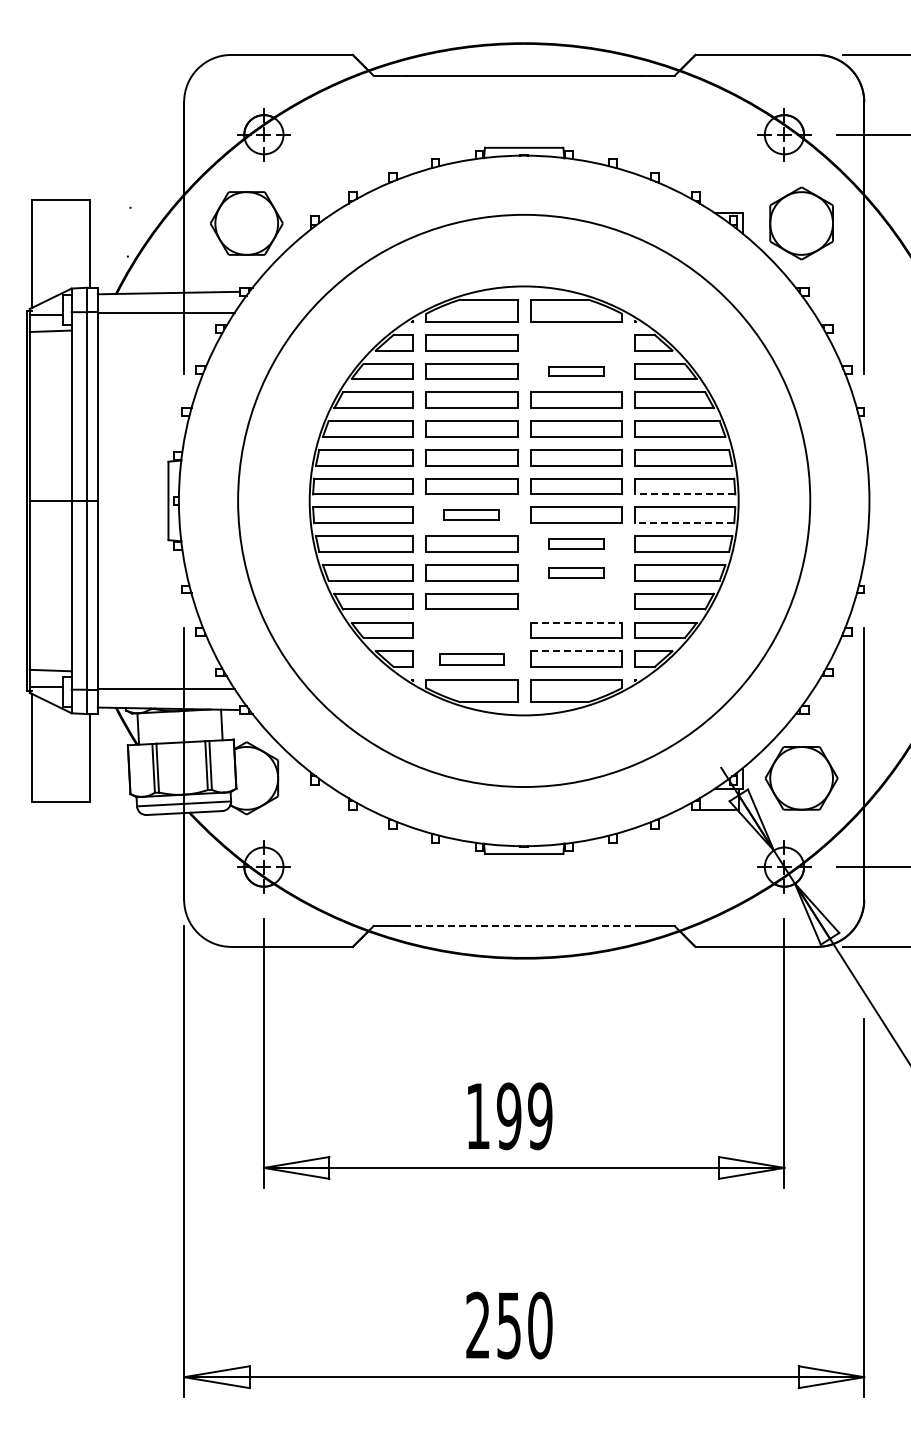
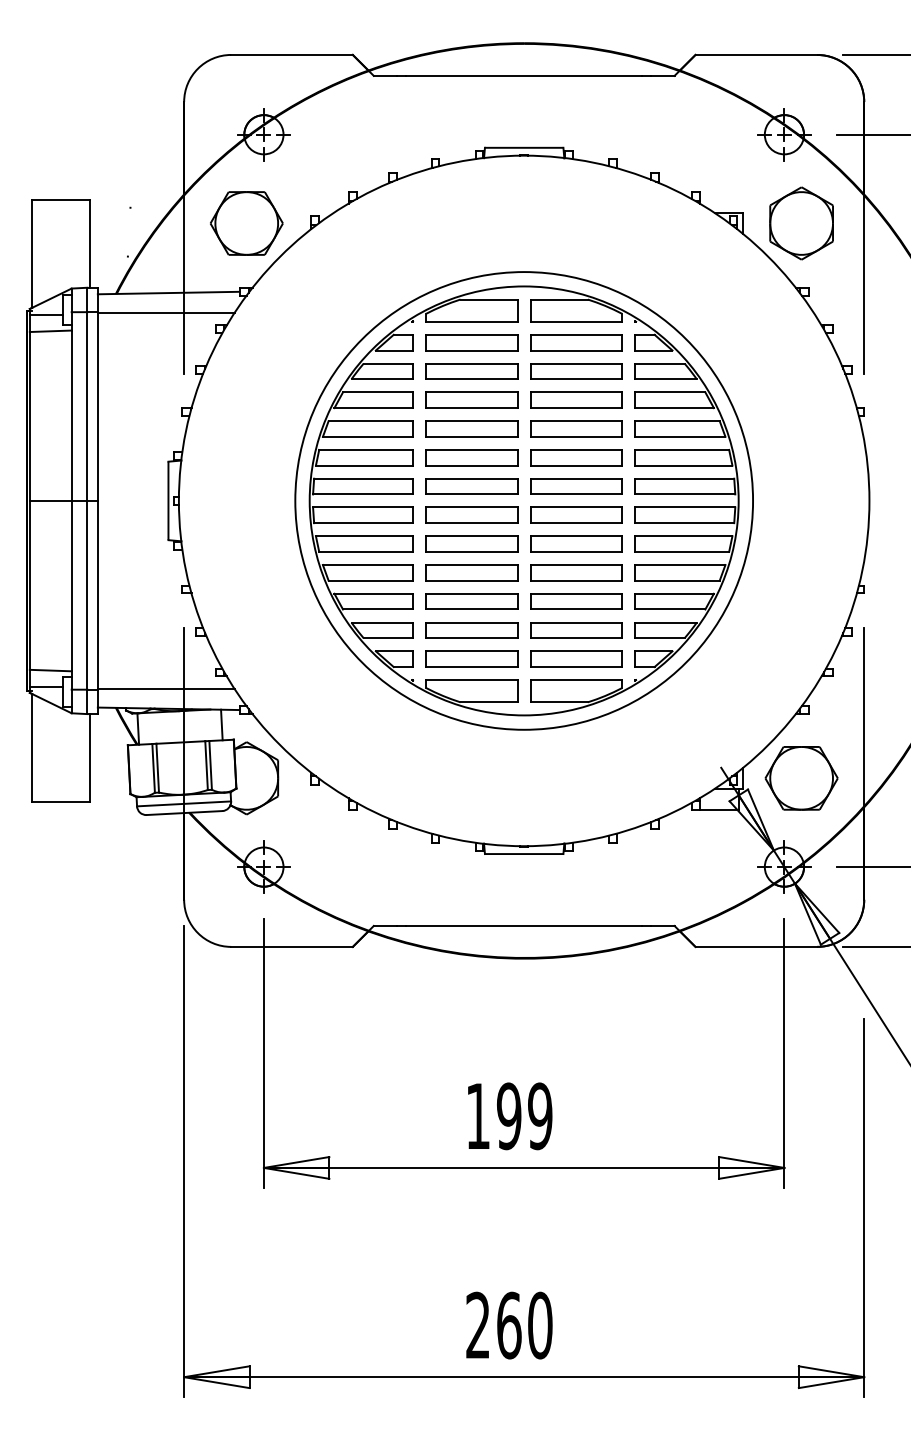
part: none -> present (576, 342)
part size: 57x11 px -> 93x17 px (576, 371)
line: dashed -> solid (685, 494)
circle diameter: 572 px -> 458 px (524, 500)
part size: 57x12 px -> 94x18 px (471, 514)
line: dashed -> solid (684, 523)
part size: 57x12 px -> 93x18 px (576, 543)
part size: 57x12 px -> 93x18 px (576, 572)
part: none -> present (576, 601)
line: dashed -> solid (576, 622)
part: none -> present (471, 630)
line: dashed -> solid (576, 651)
part size: 66x13 px -> 94x18 px (471, 658)
line: dashed -> solid (524, 925)
text: 250 -> 260 (509, 1325)
